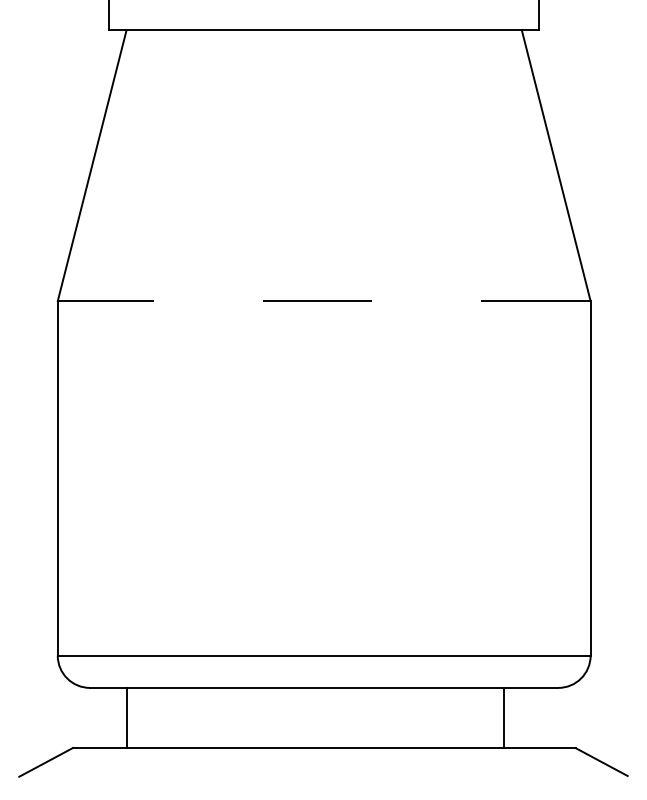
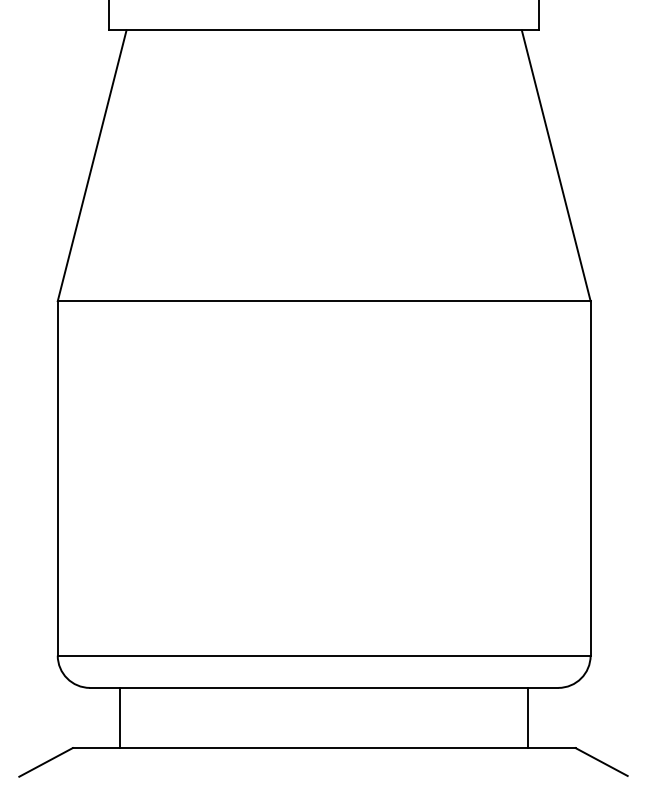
line: dashed -> solid (323, 301)
line position: (127, 717) -> (120, 717) (120, 717)
line position: (504, 717) -> (528, 717) (528, 717)
